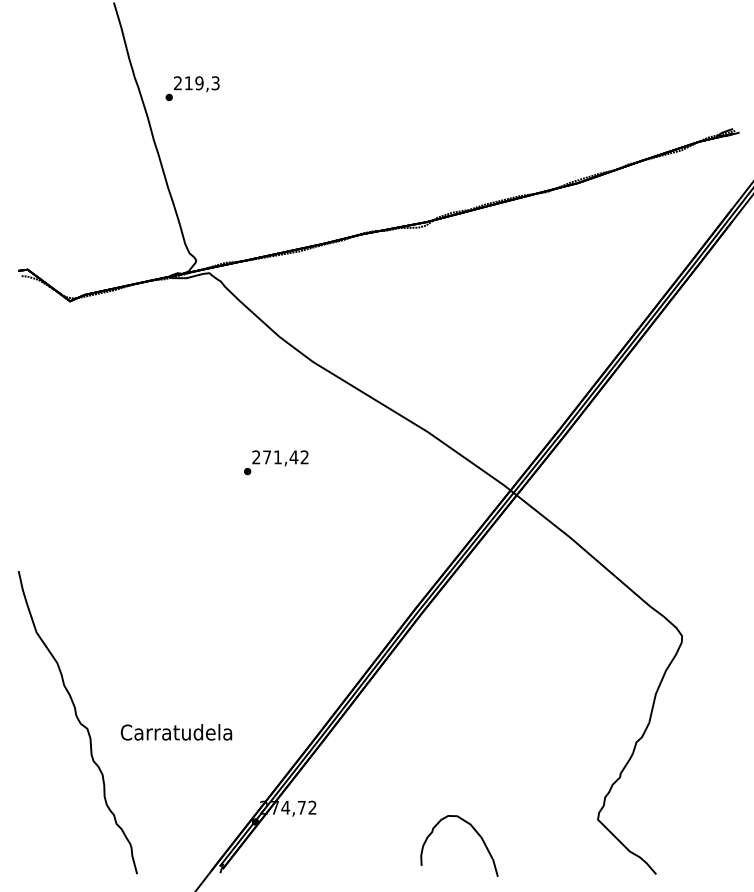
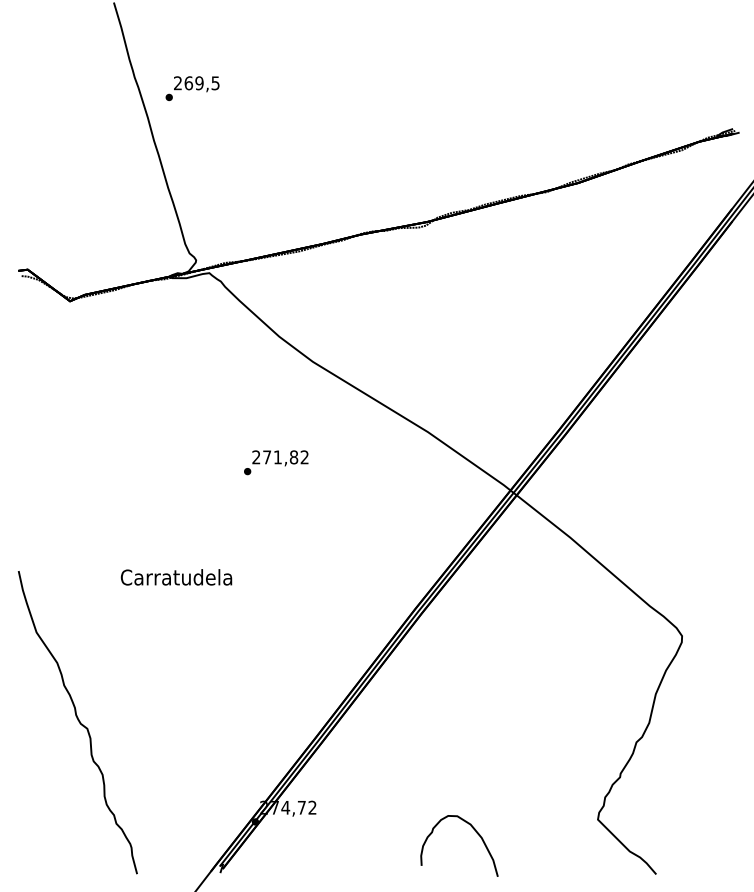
text: 219,3 -> 269,5 (201, 83)
text: 271,42 -> 271,82 (293, 457)
text position: (176, 732) -> (176, 577) (176, 577)
